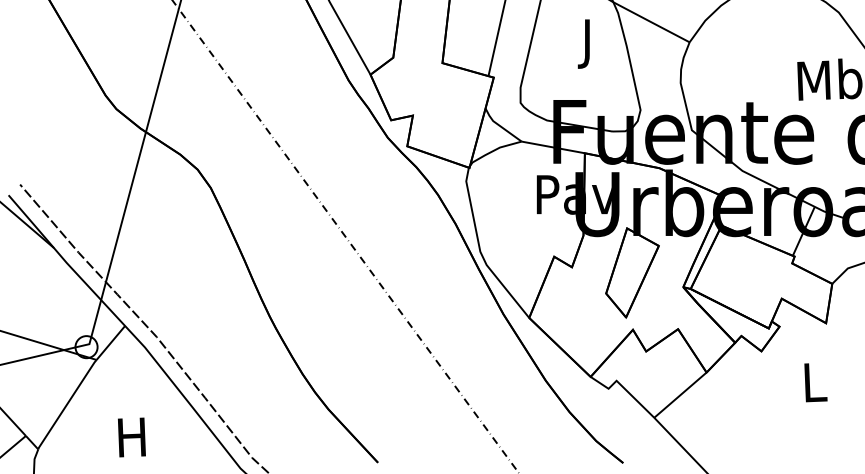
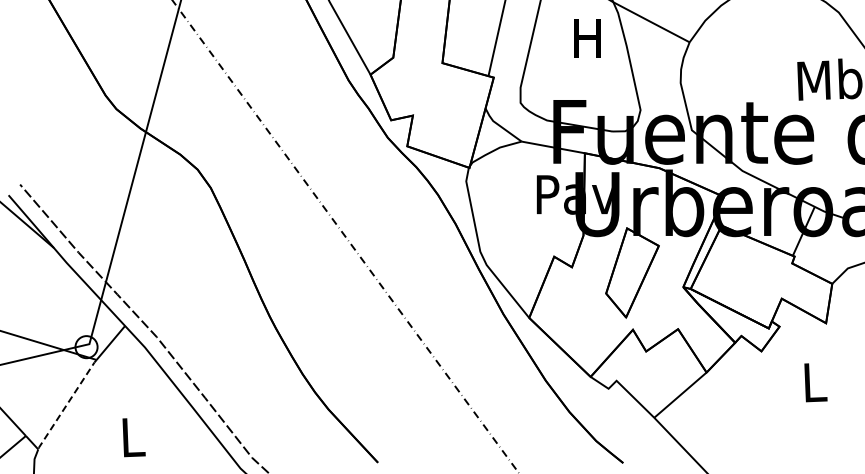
text: J -> H (587, 43)
line: solid -> dashed (67, 404)
text: H -> L (131, 437)
